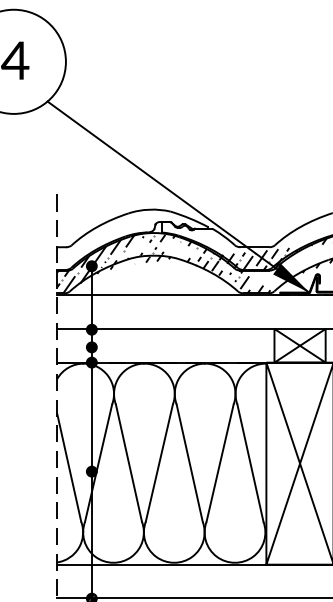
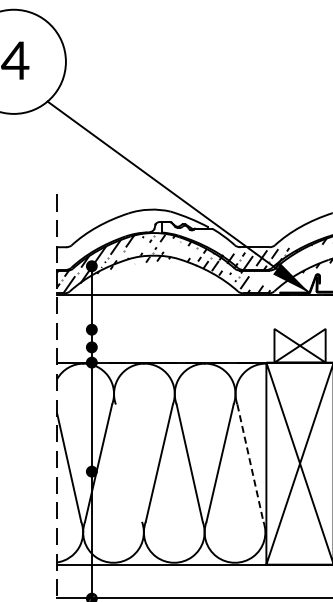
line: present -> none (193, 328)
line: present -> none (128, 462)
line: solid -> dashed (250, 463)
